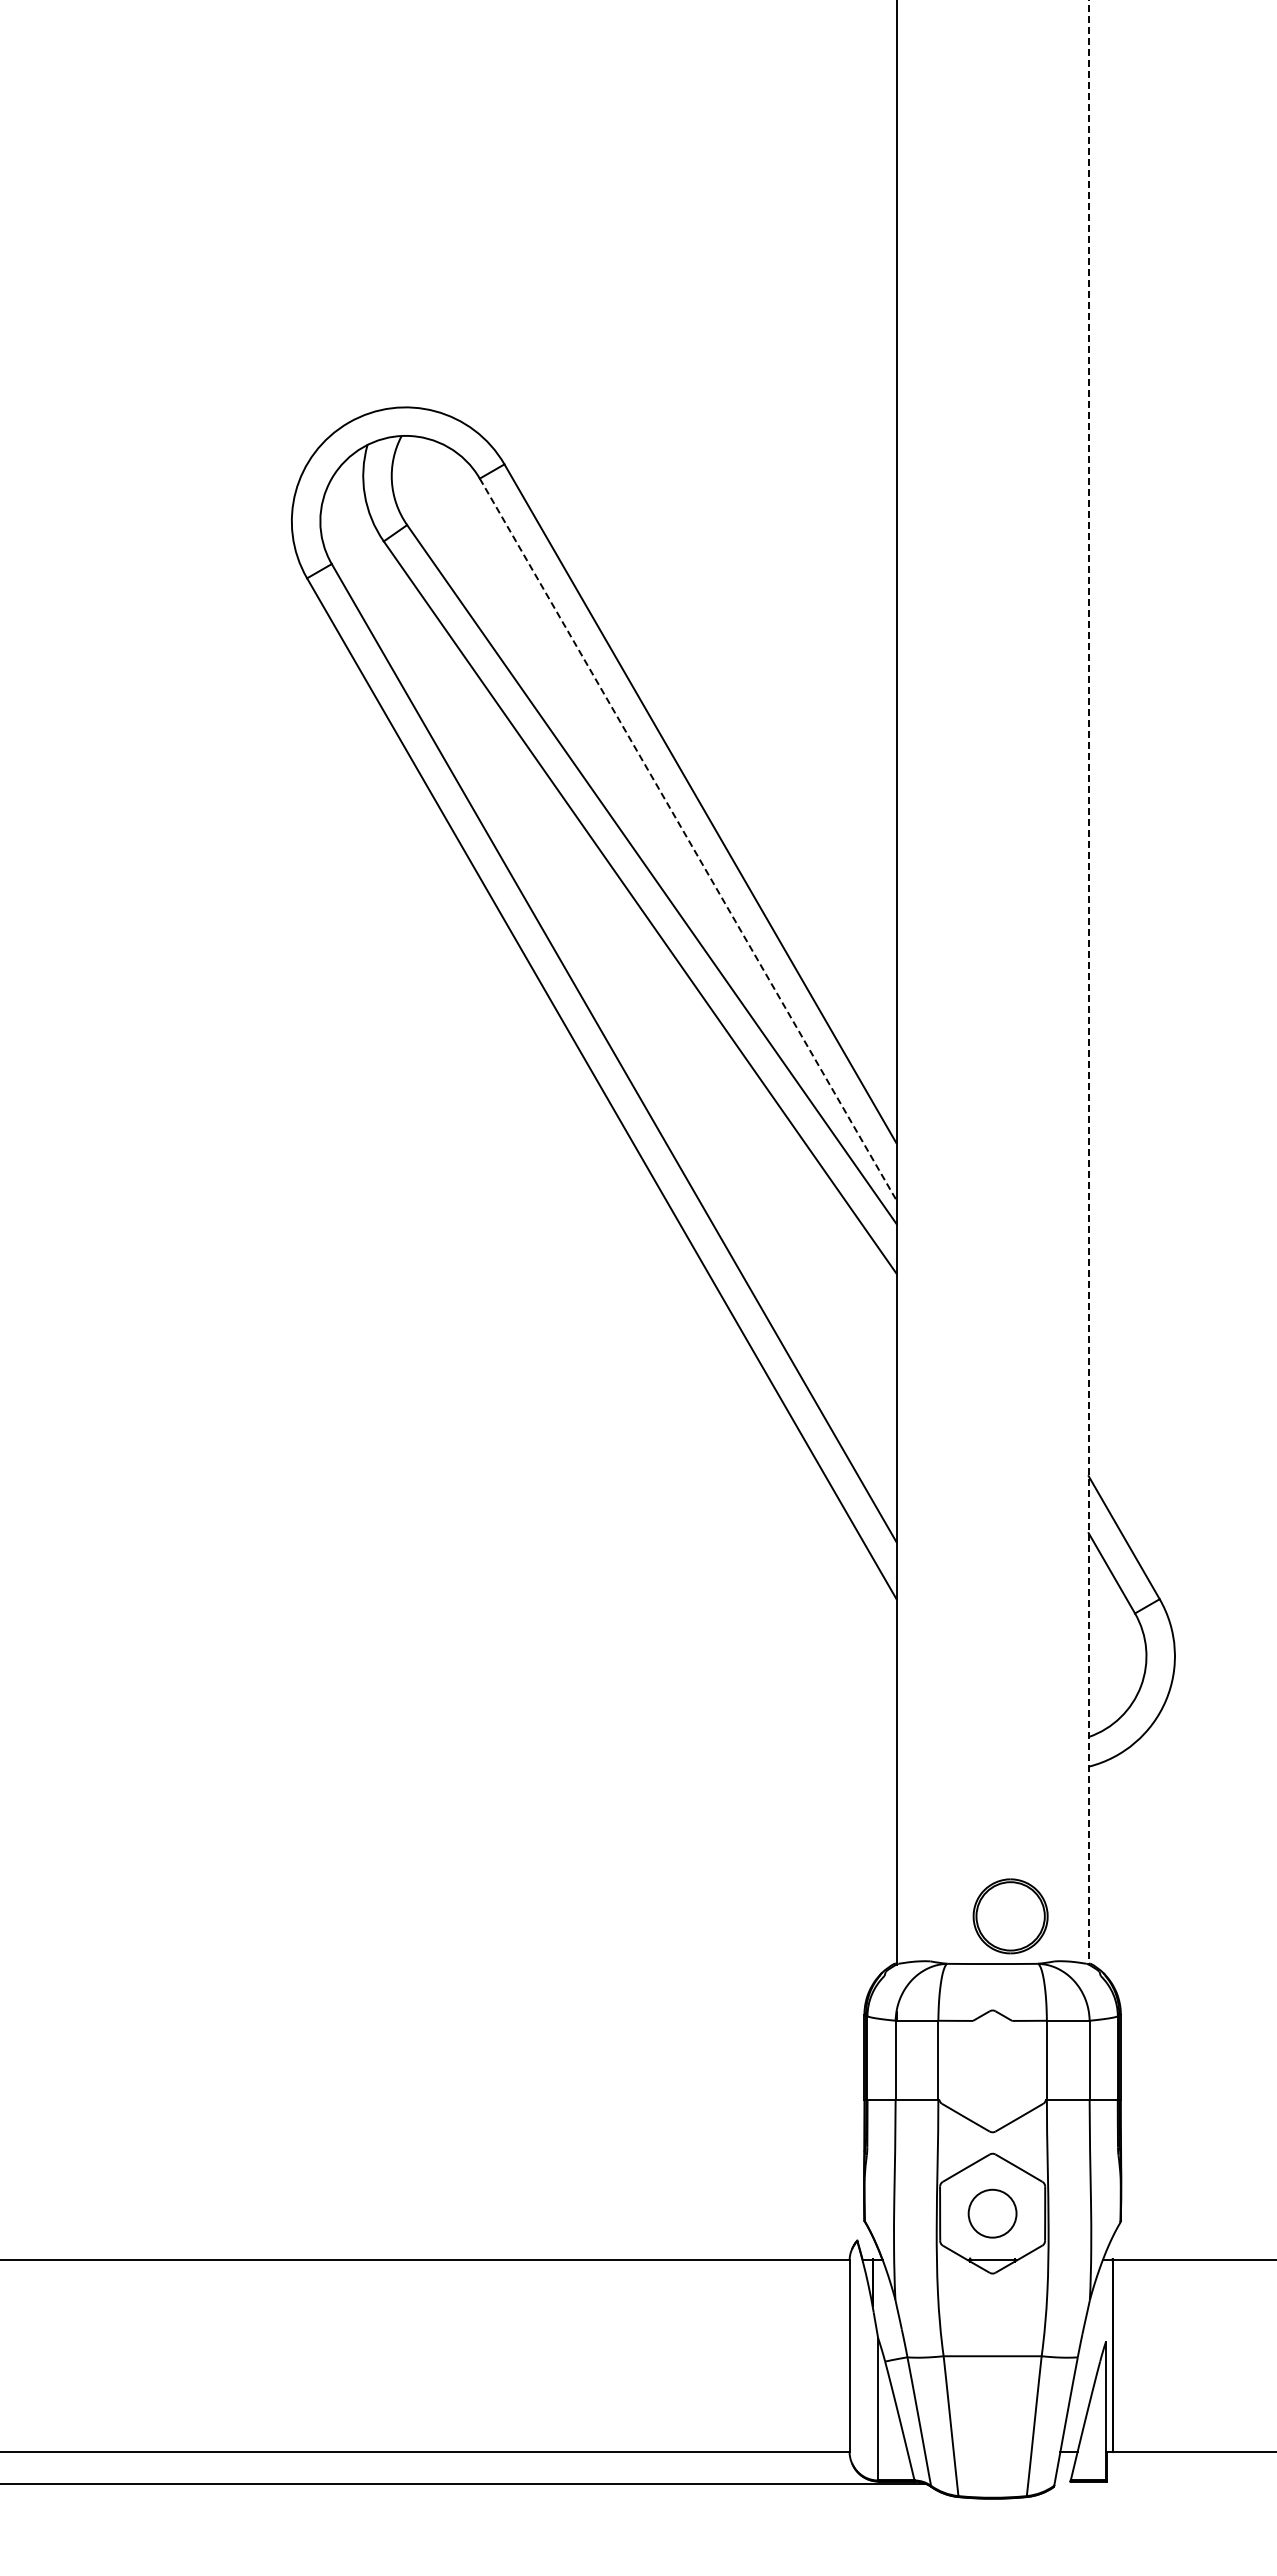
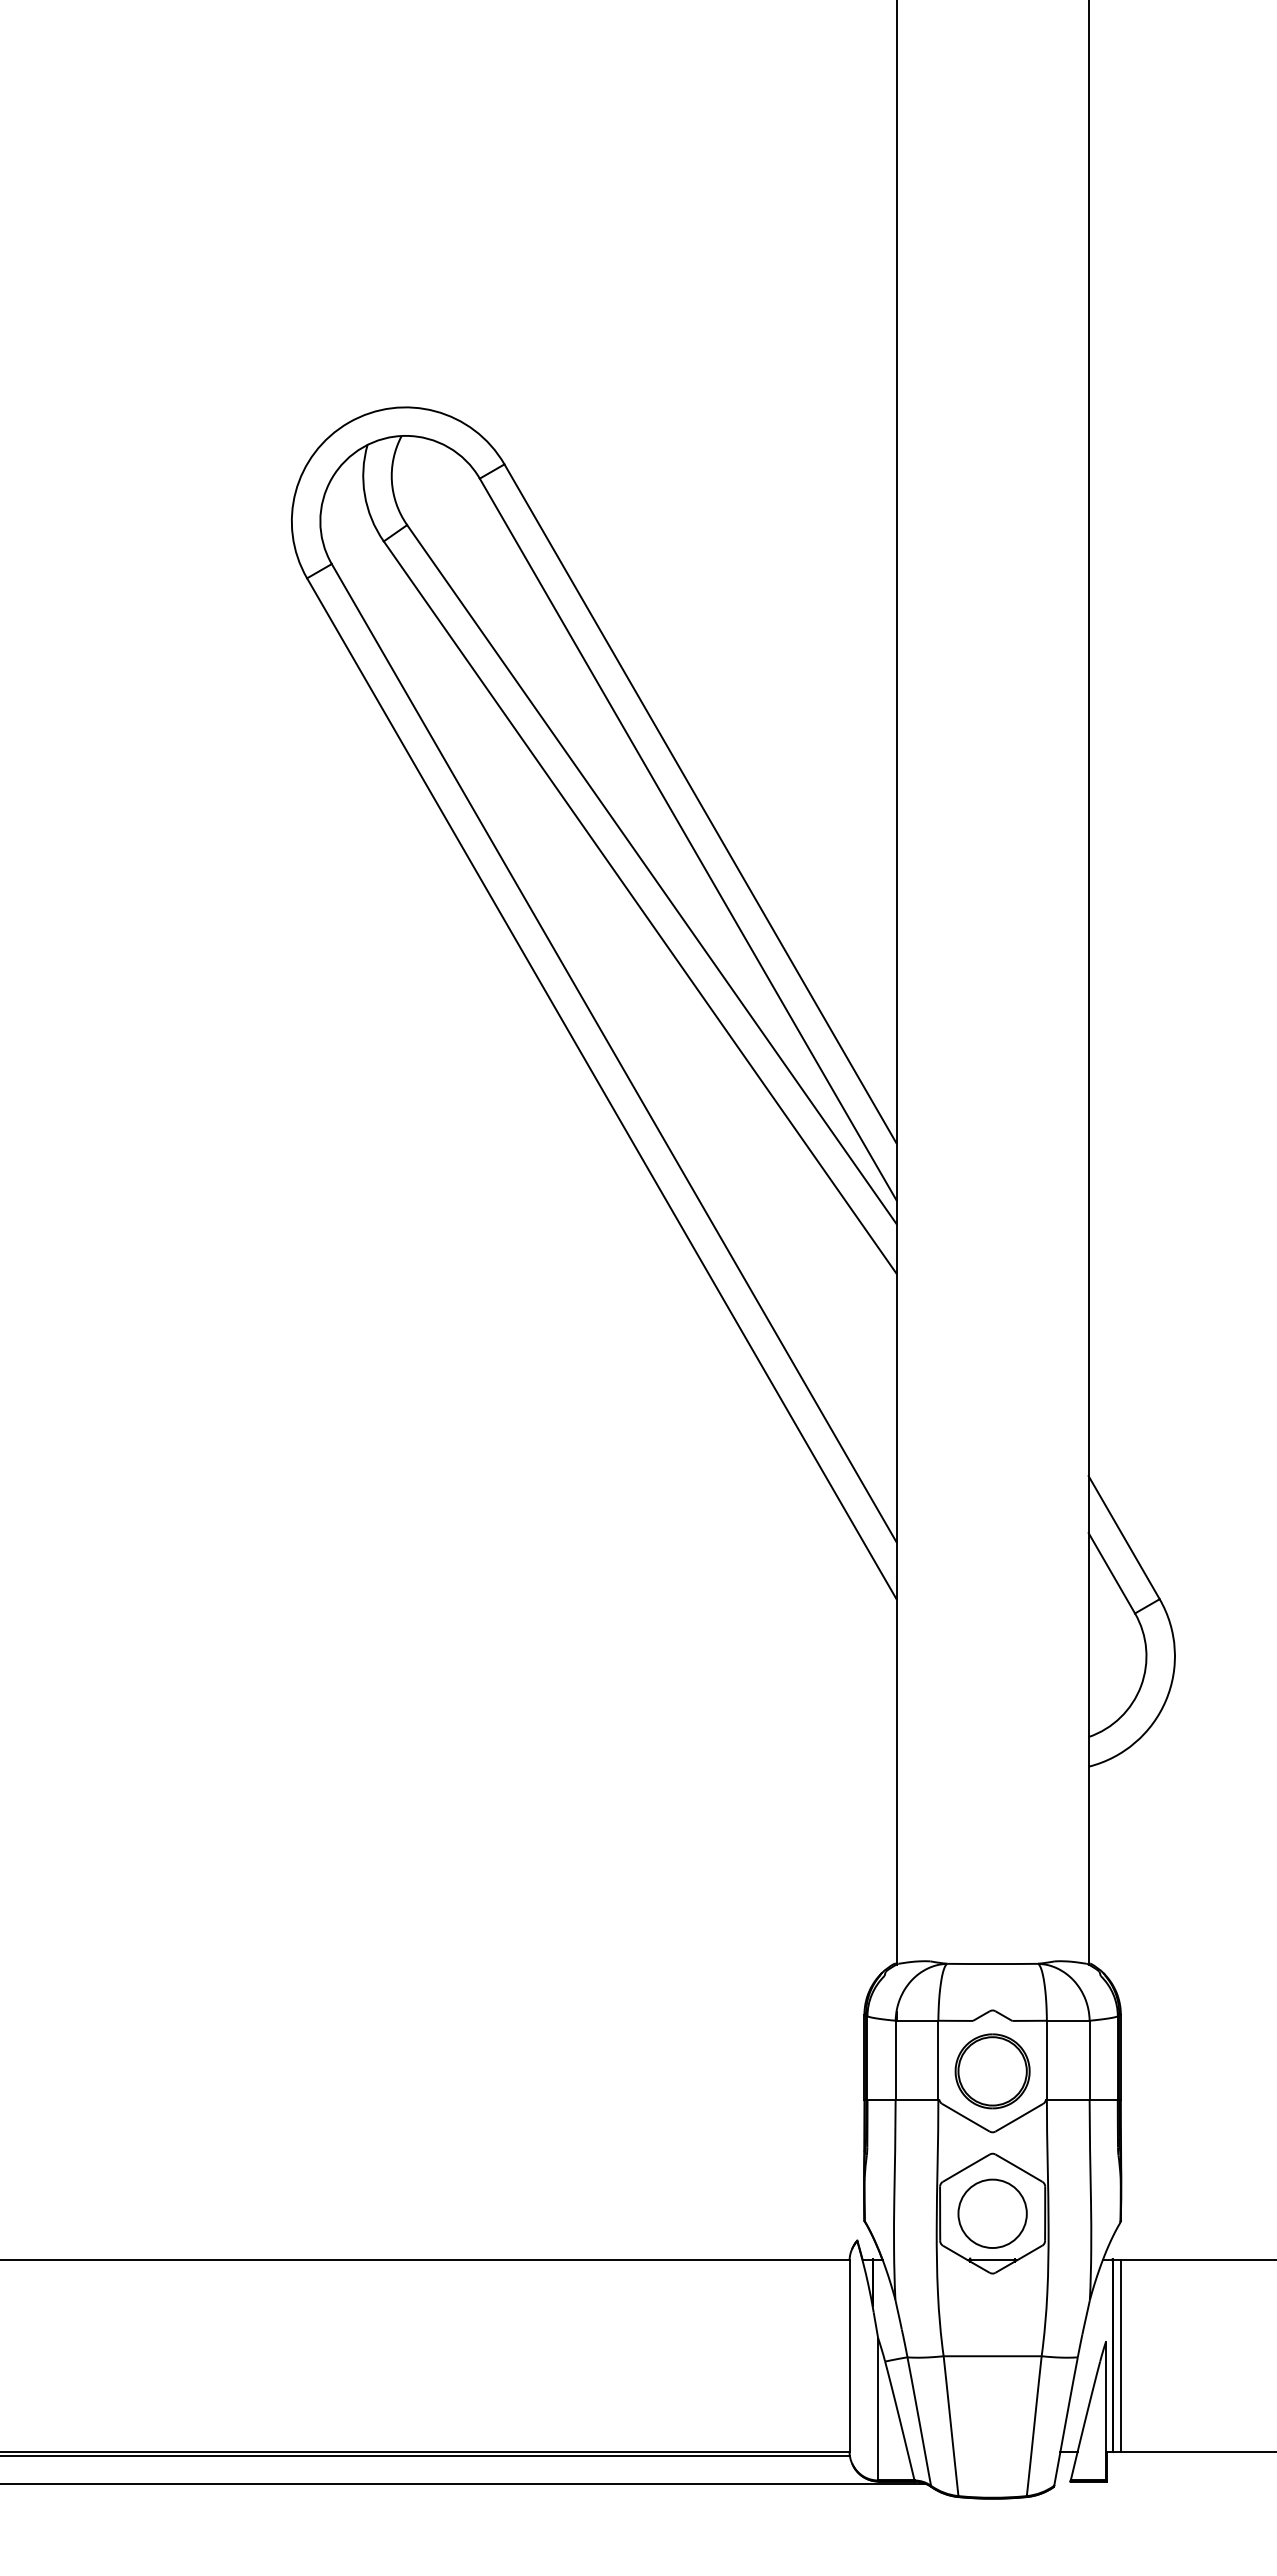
line: dashed -> solid (688, 839)
line: dashed -> solid (1088, 983)
part position: (1010, 1916) -> (992, 2071) (992, 2071)
circle size: 51x51 px -> 71x71 px (992, 2213)
line: none -> present (1120, 2356)
line: none -> present (425, 2455)
